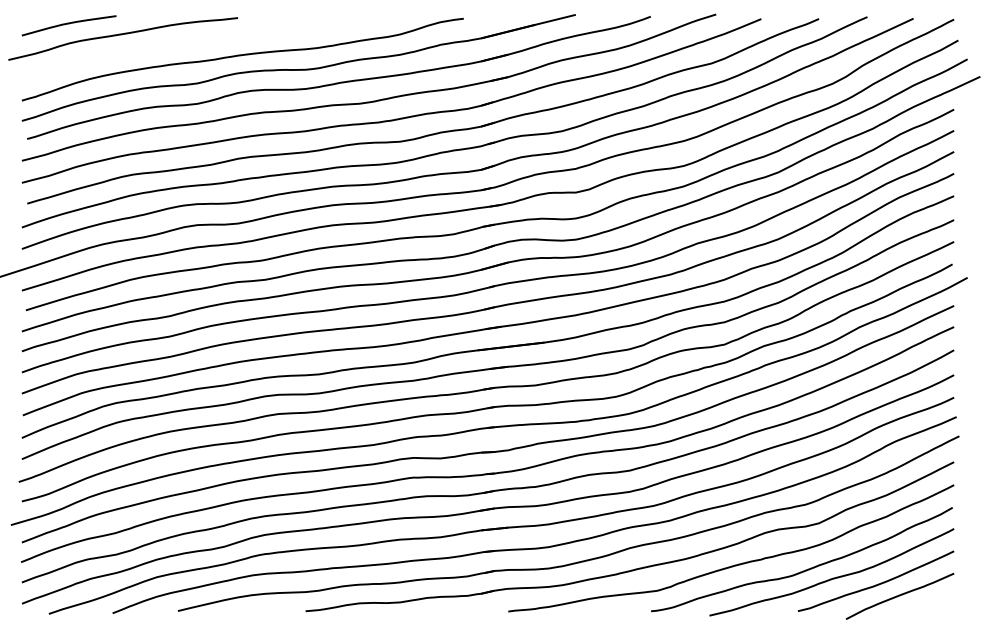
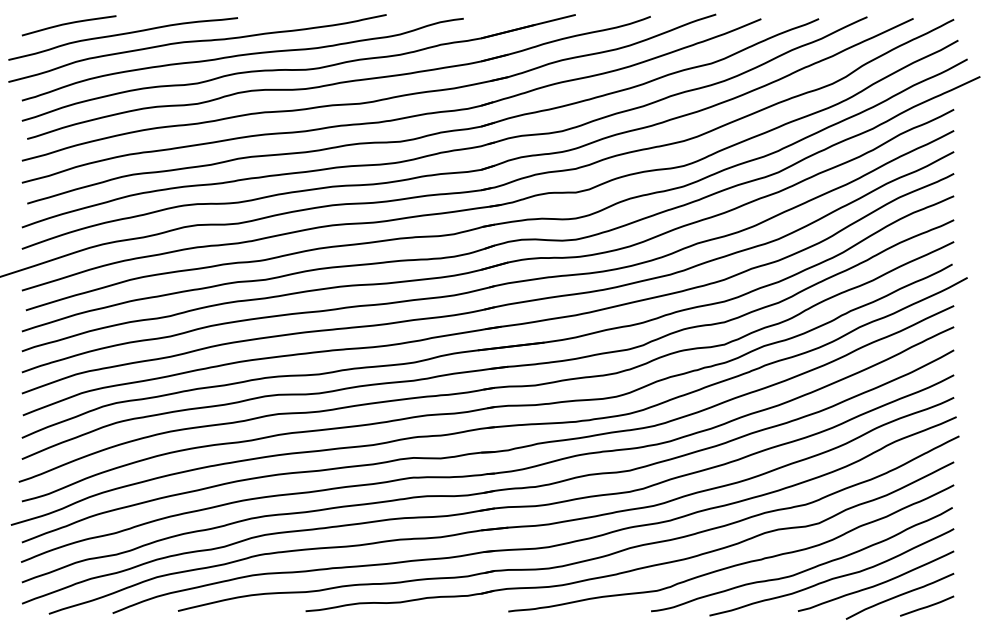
curve: none -> present (197, 42)
line: none -> present (927, 605)
